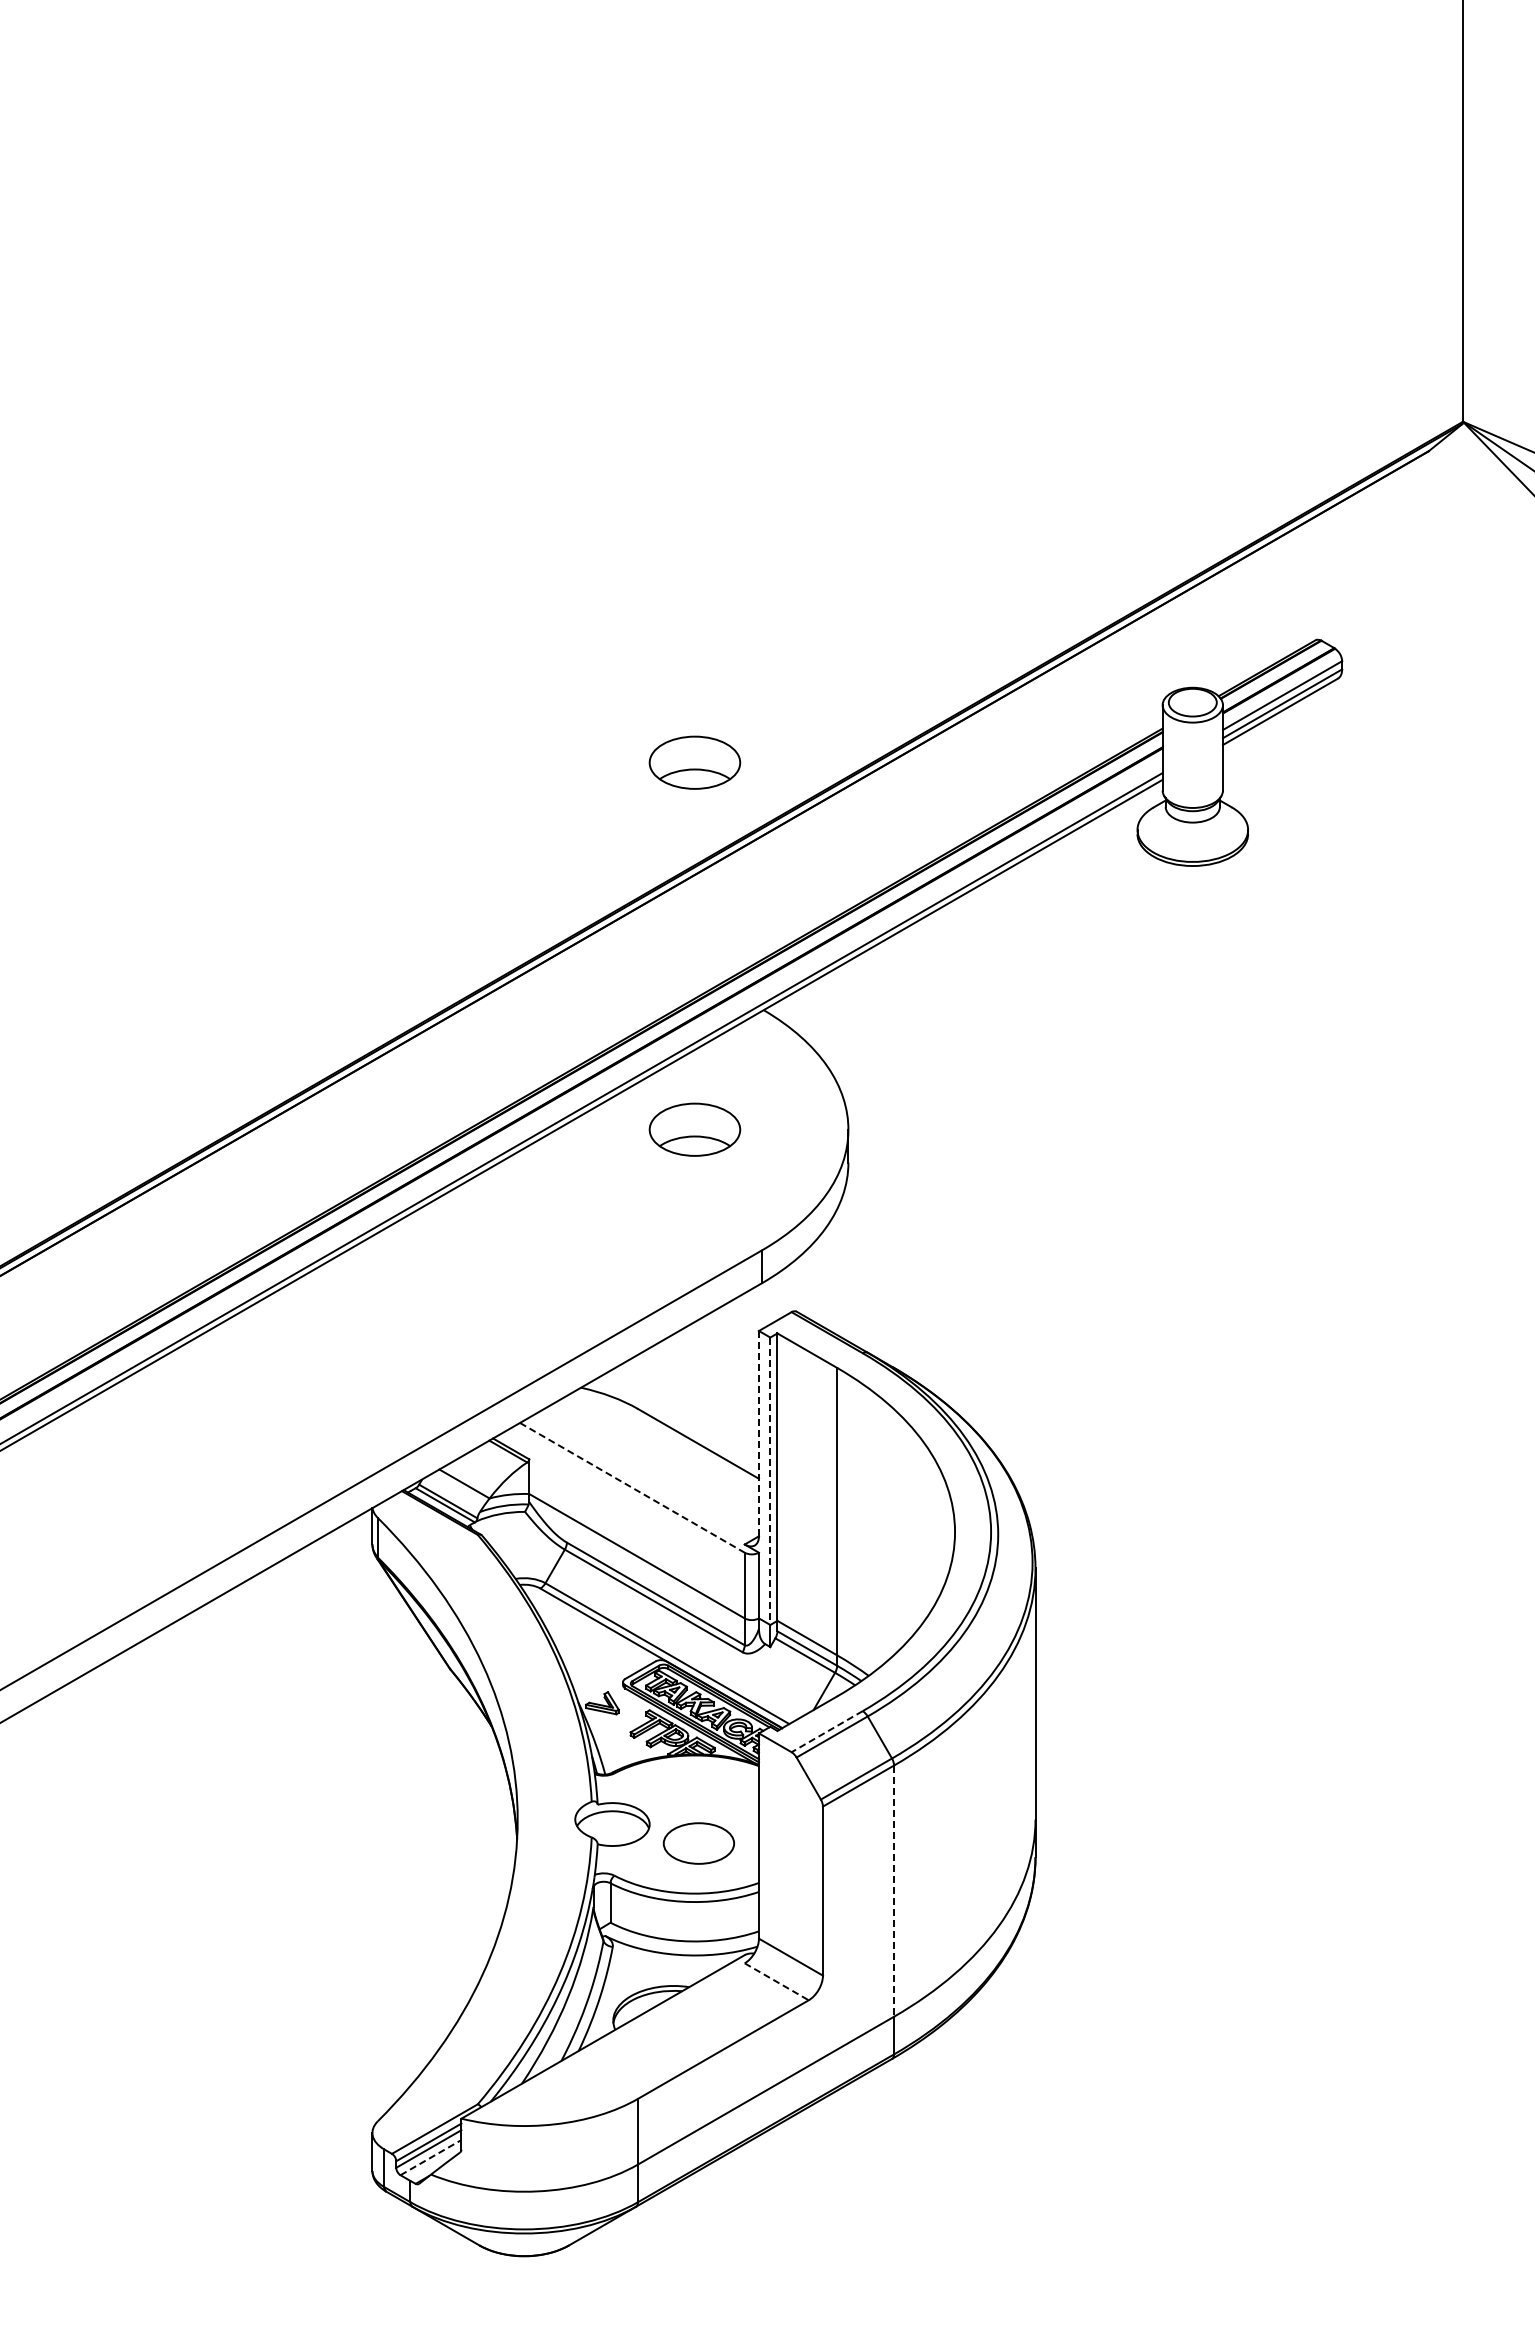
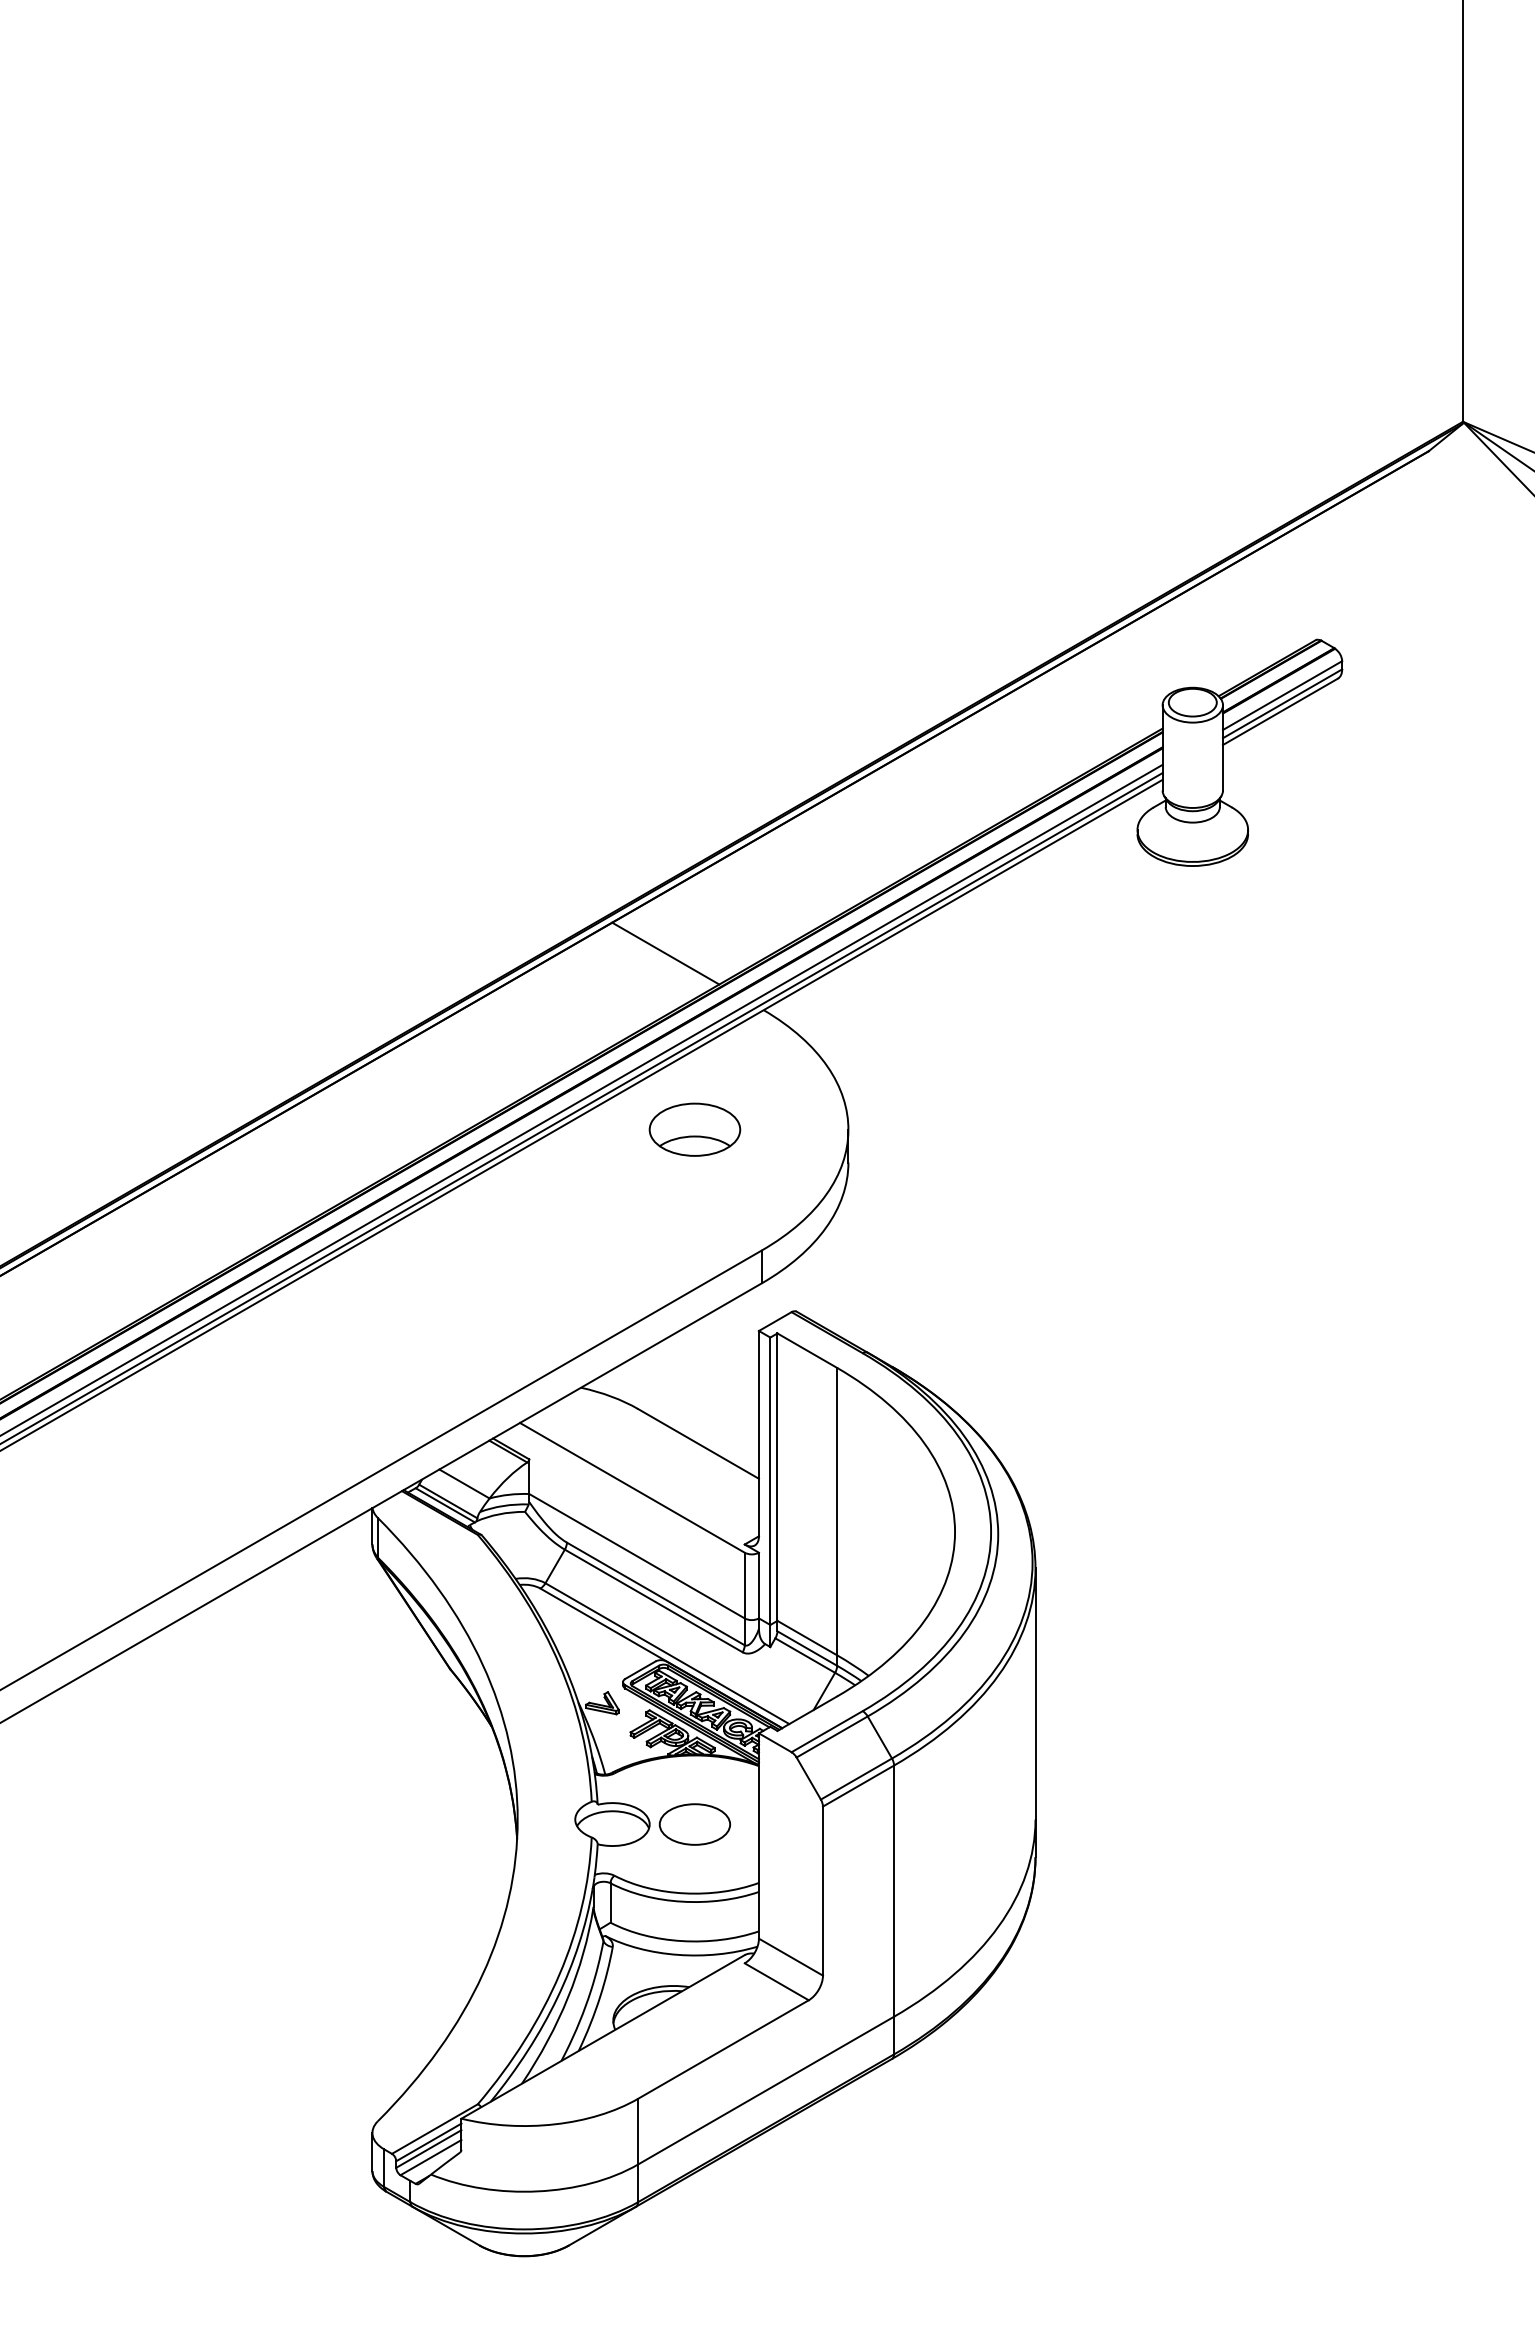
part: present -> none (694, 762)
line: none -> present (665, 953)
line: none -> present (582, 1099)
line: dashed -> solid (758, 1433)
line: dashed -> solid (770, 1481)
line: dashed -> solid (632, 1487)
line: dashed -> solid (826, 1731)
part position: (698, 1843) -> (694, 1824) (694, 1824)
line: dashed -> solid (894, 1891)
line: dashed -> solid (776, 1981)
line: dashed -> solid (431, 2157)
